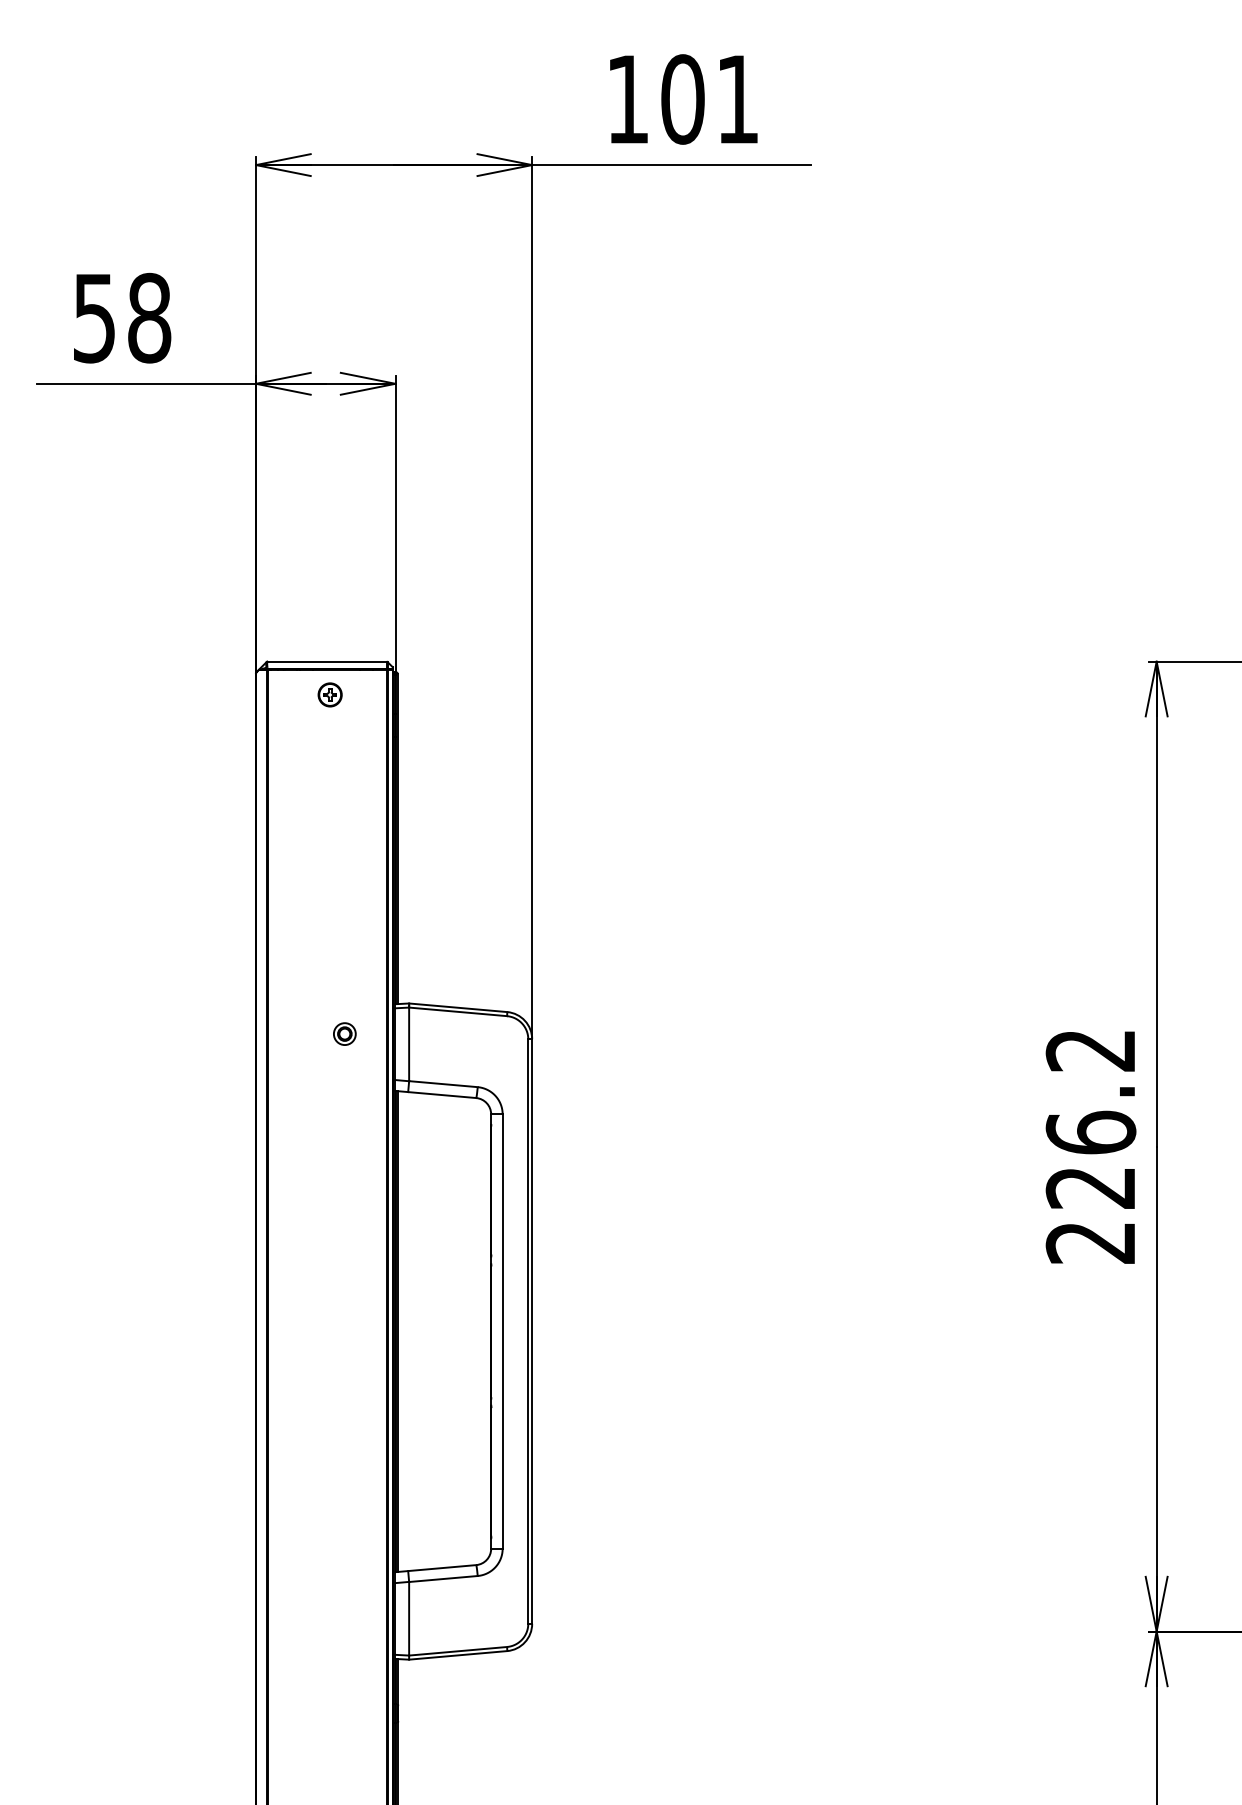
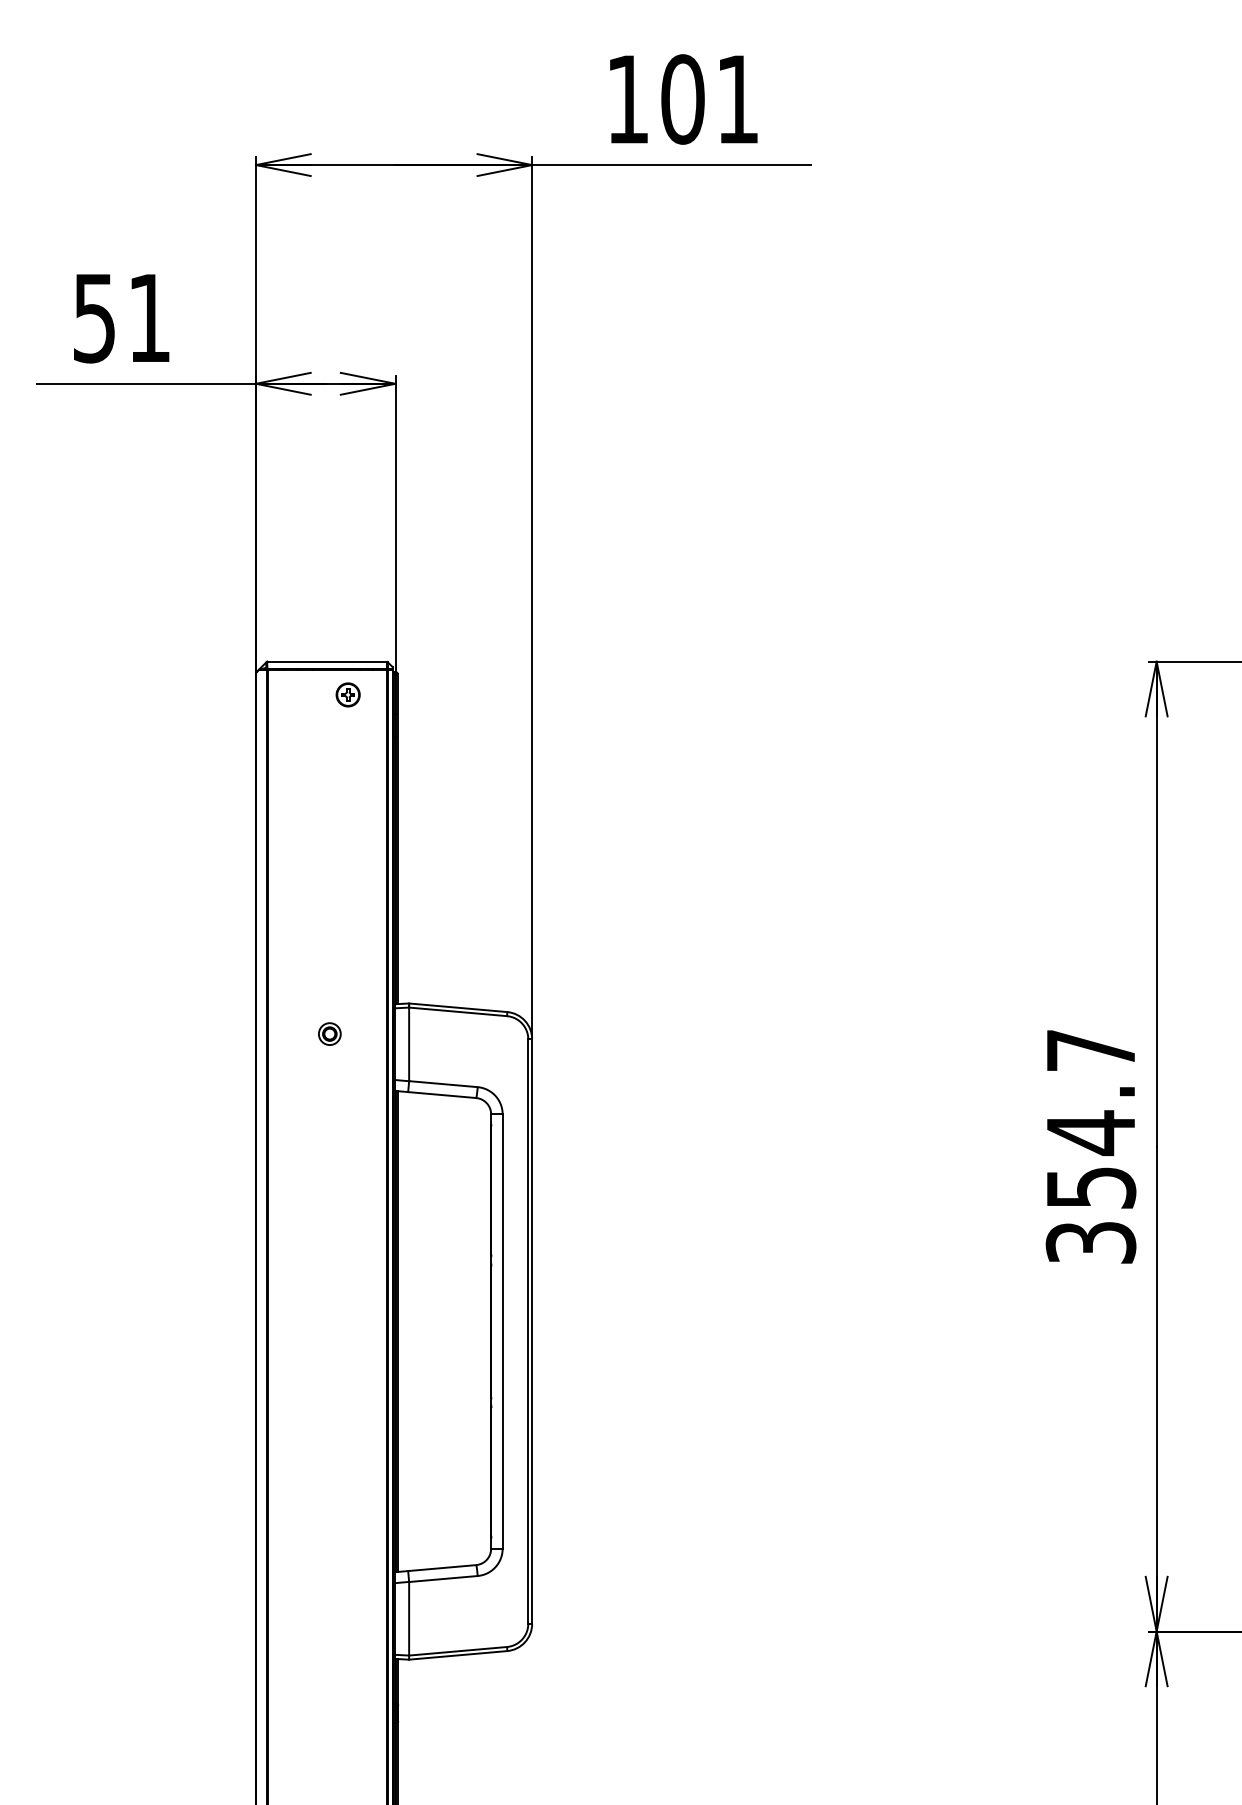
text: 58 -> 51 (149, 317)
part position: (329, 694) -> (347, 694) (347, 694)
part position: (344, 1033) -> (329, 1033) (329, 1033)
text: 226.2 -> 354.7 (1090, 1146)
